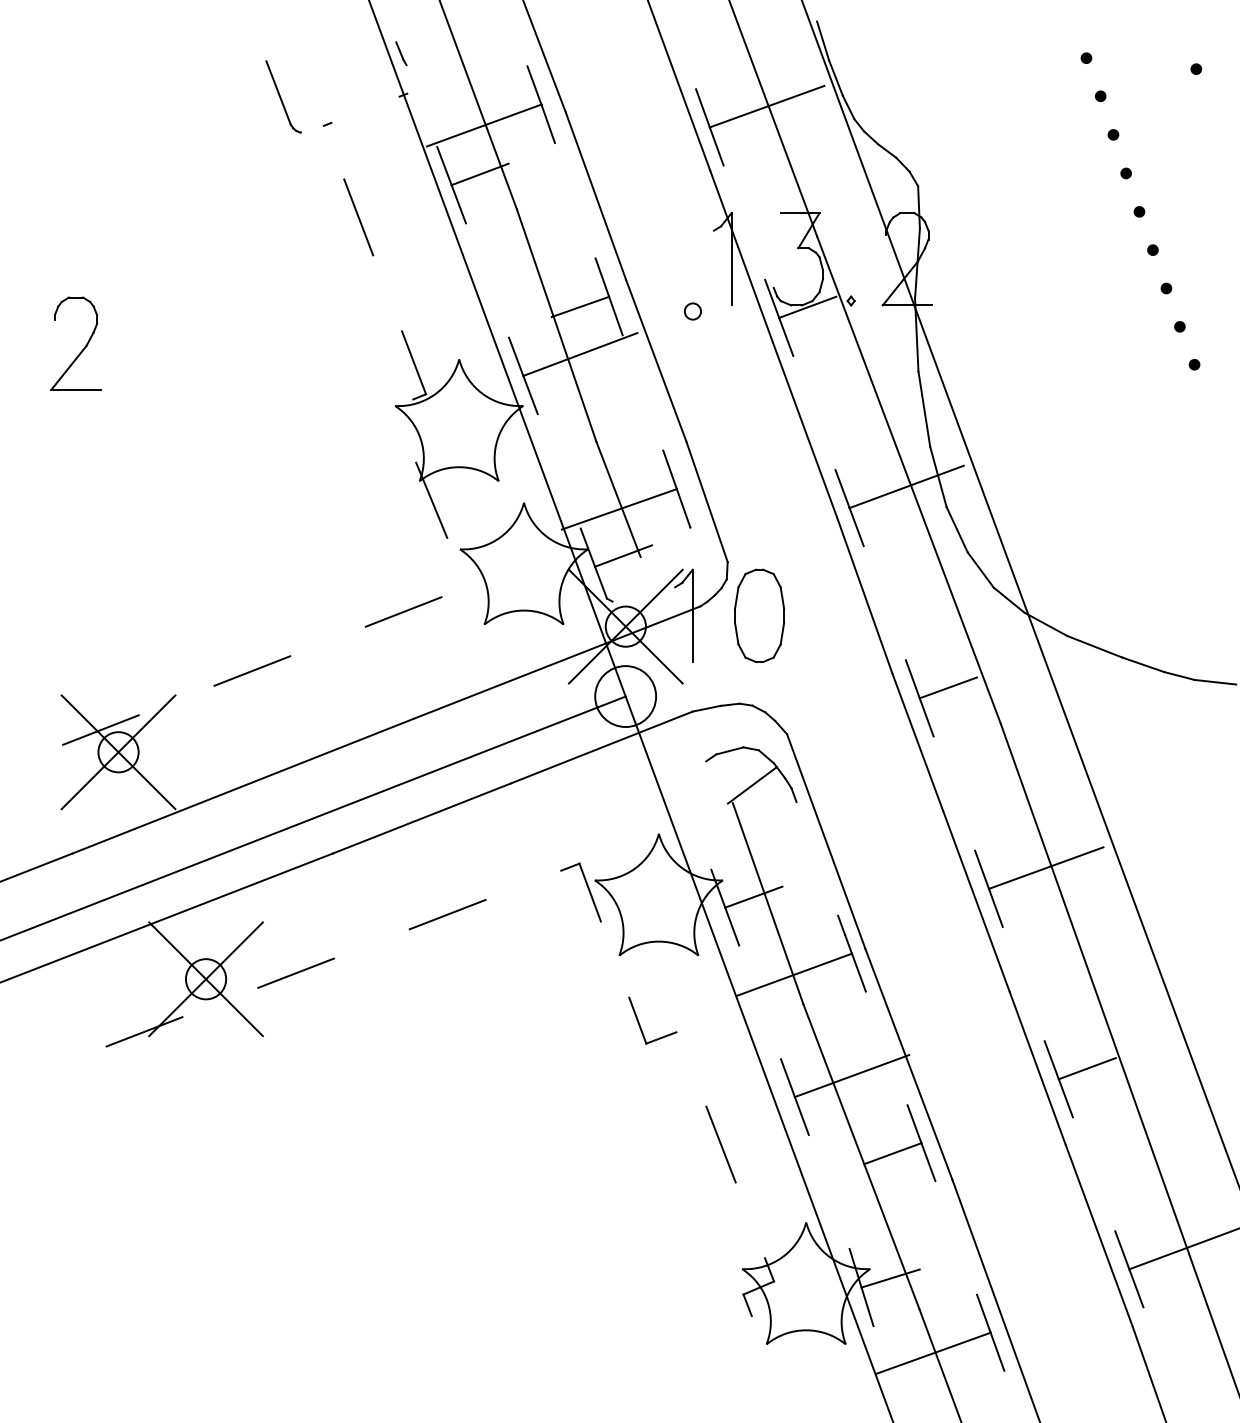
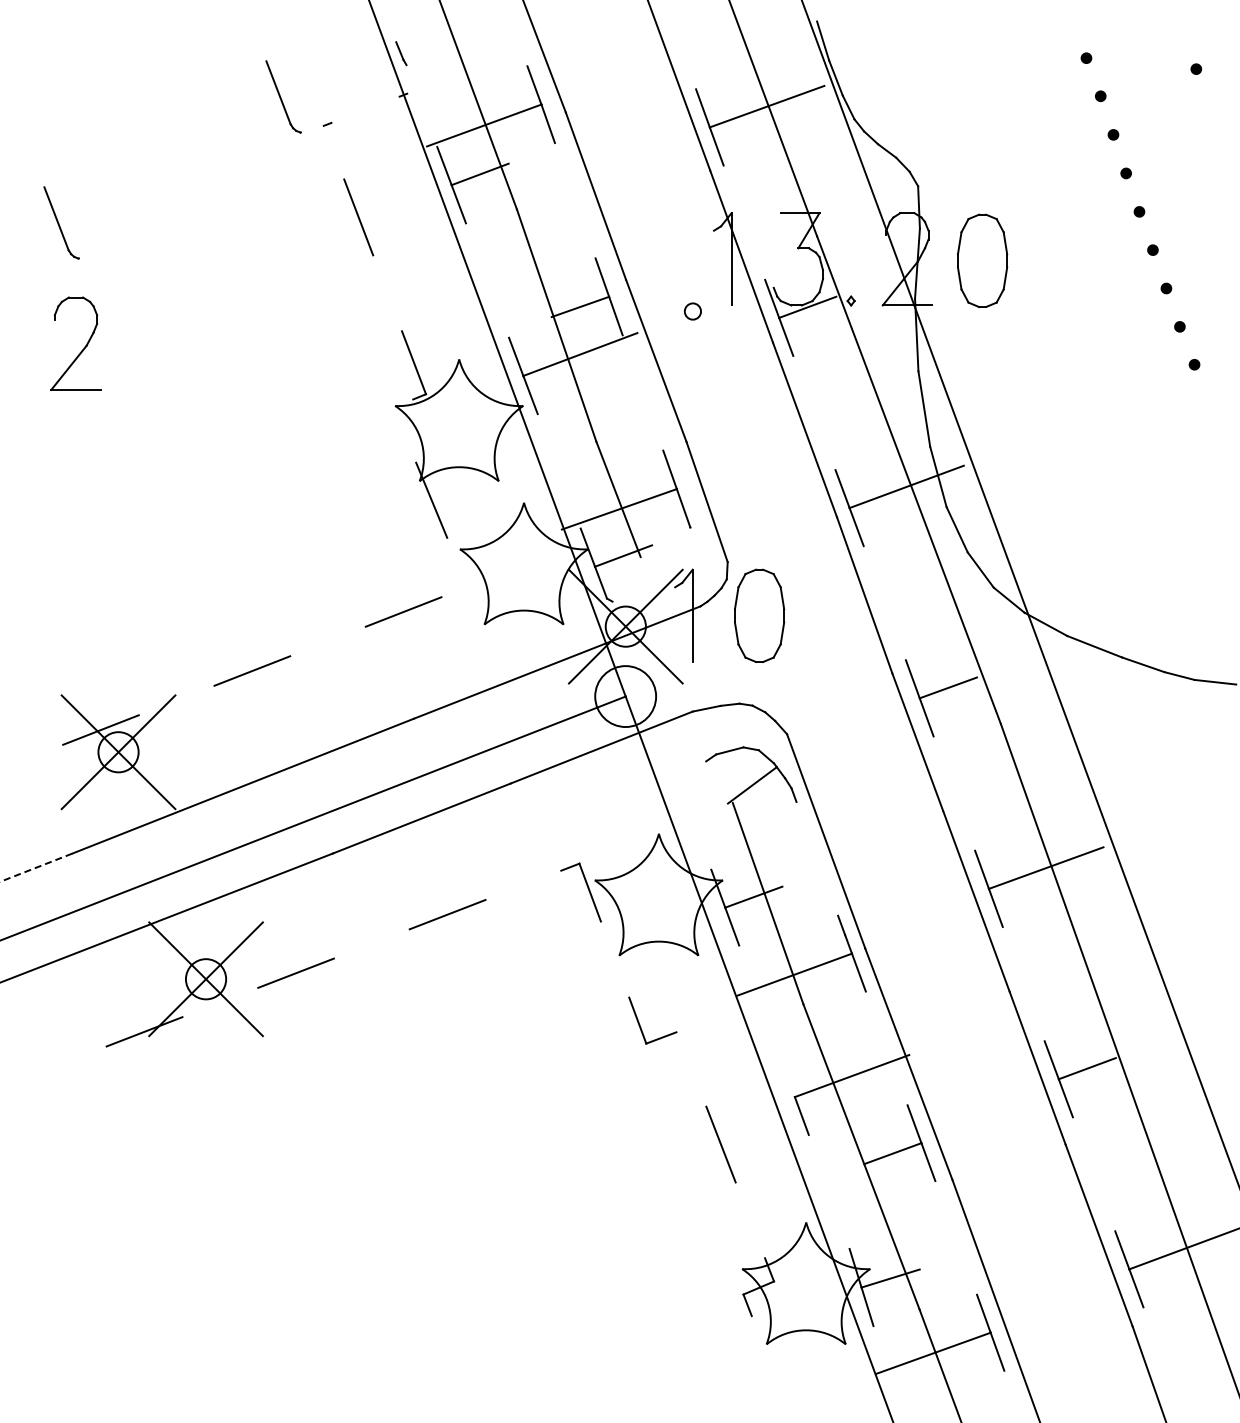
part: none -> present (61, 222)
part: none -> present (982, 260)
line: solid -> dashed (35, 867)
line: present -> none (787, 1078)
